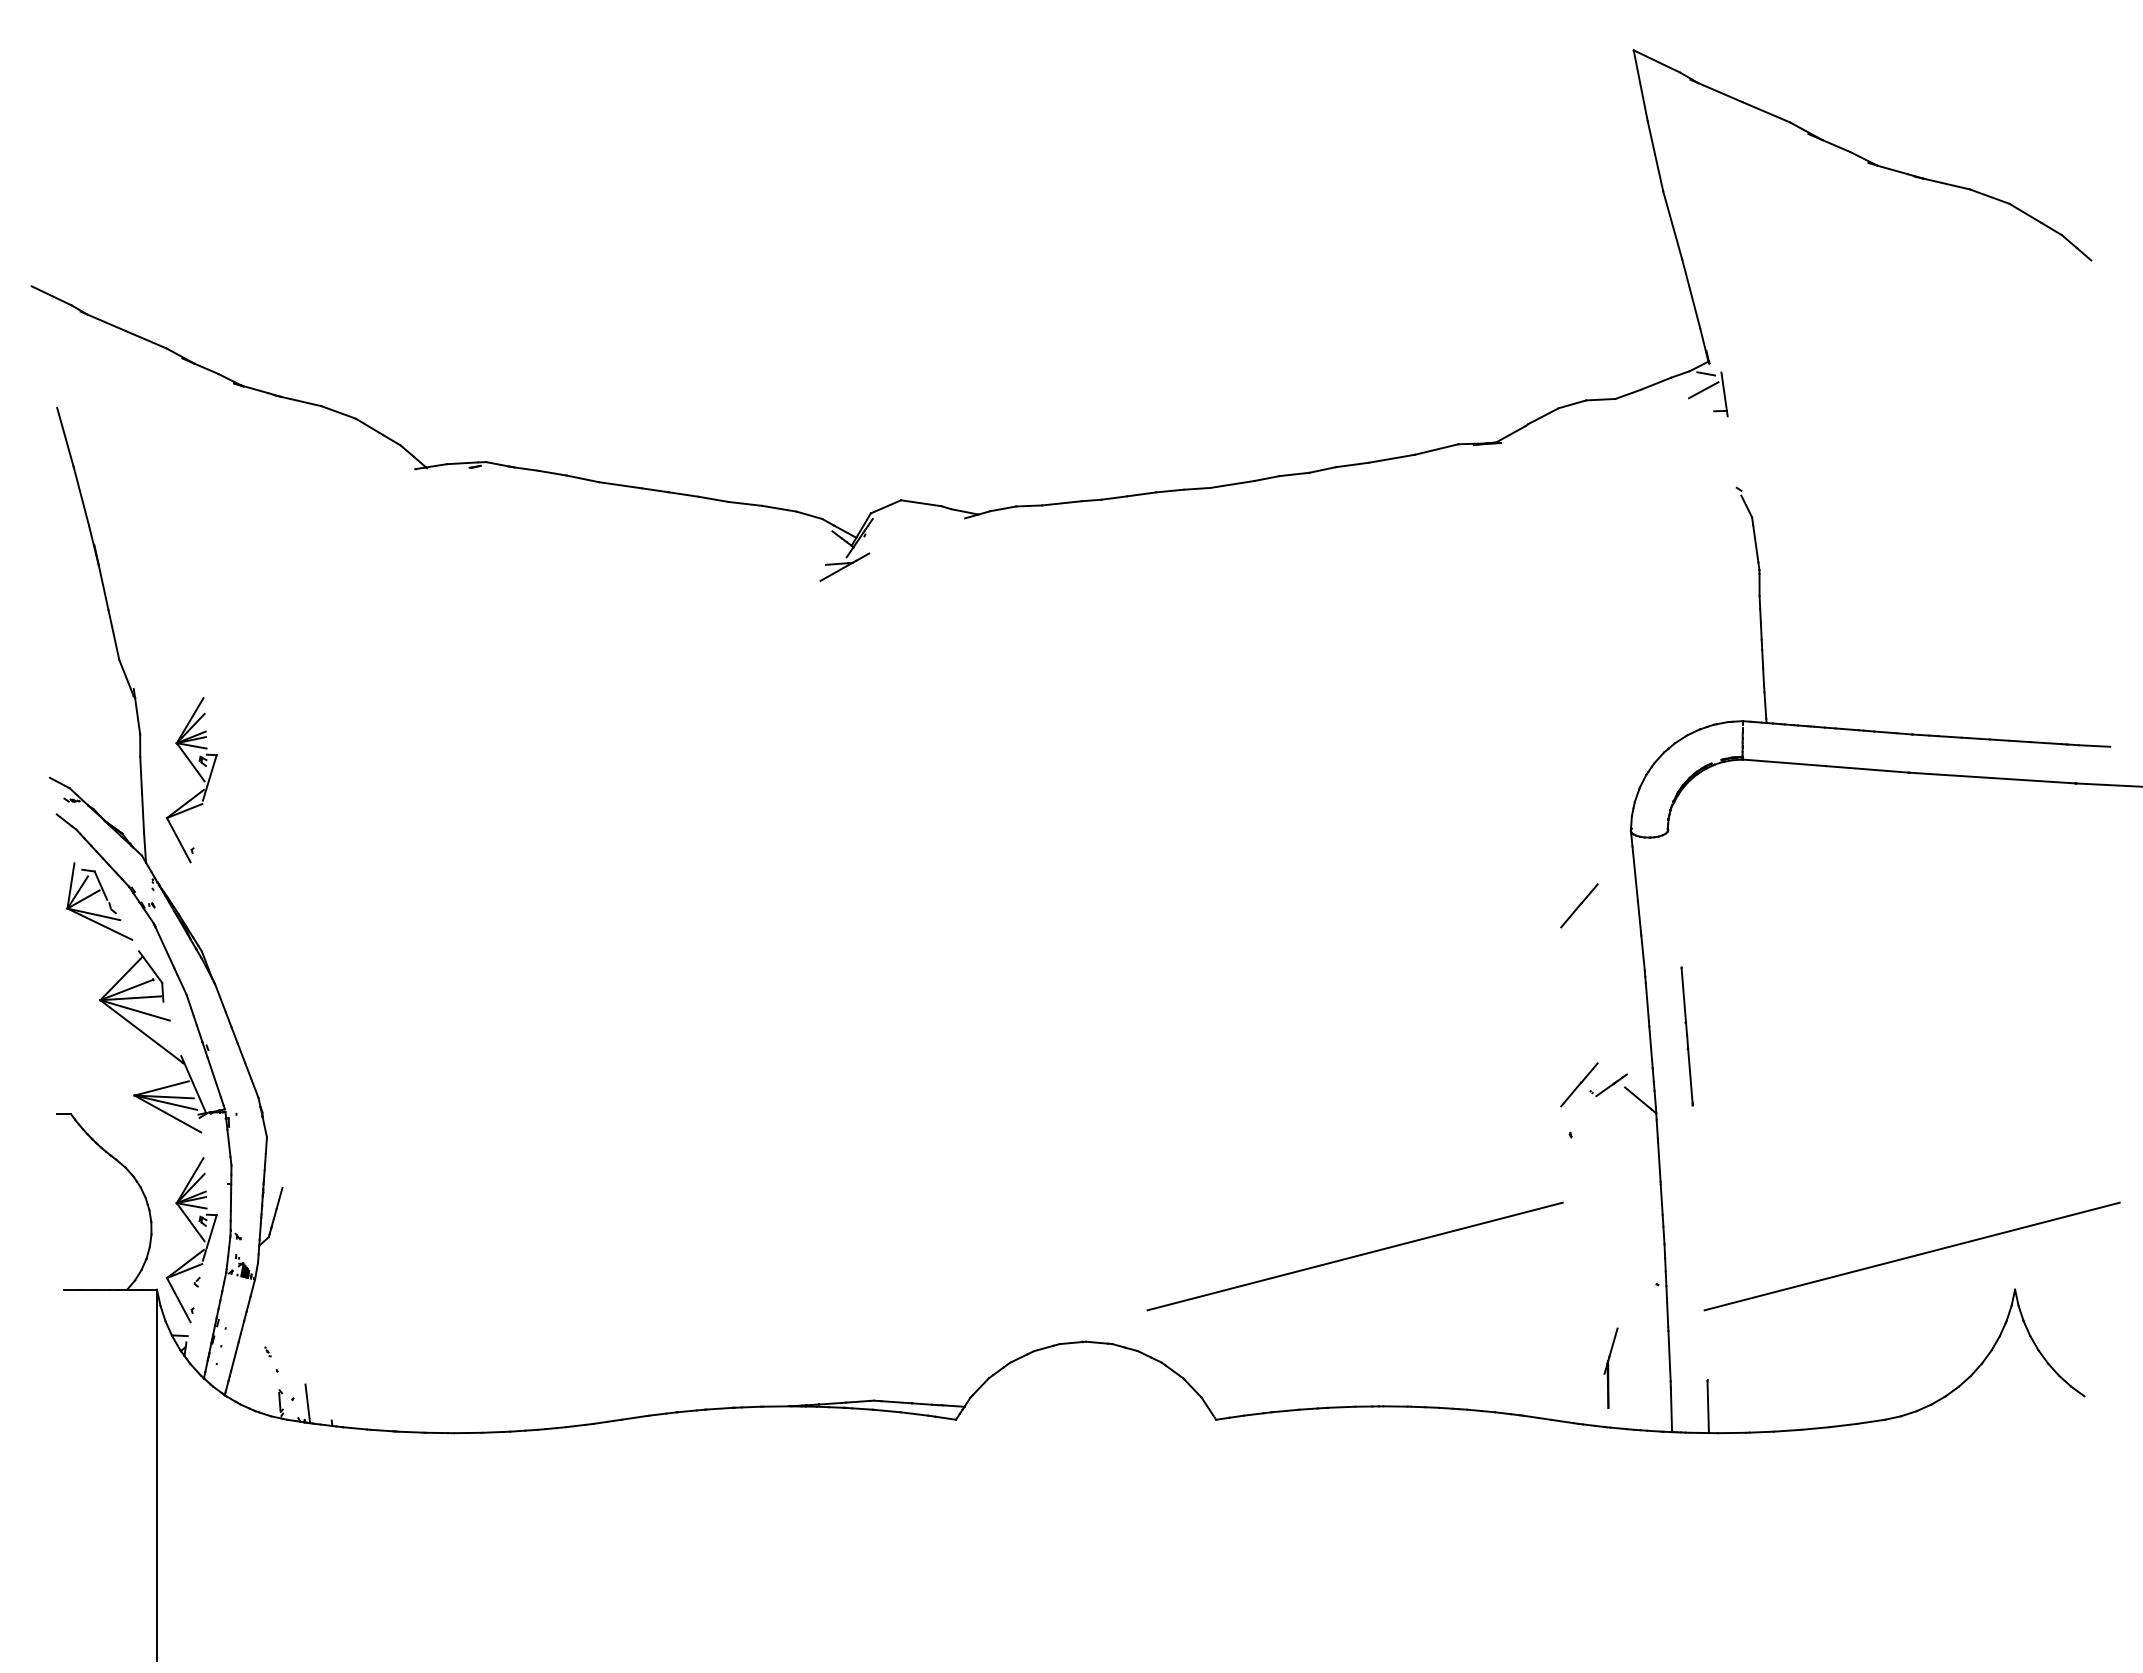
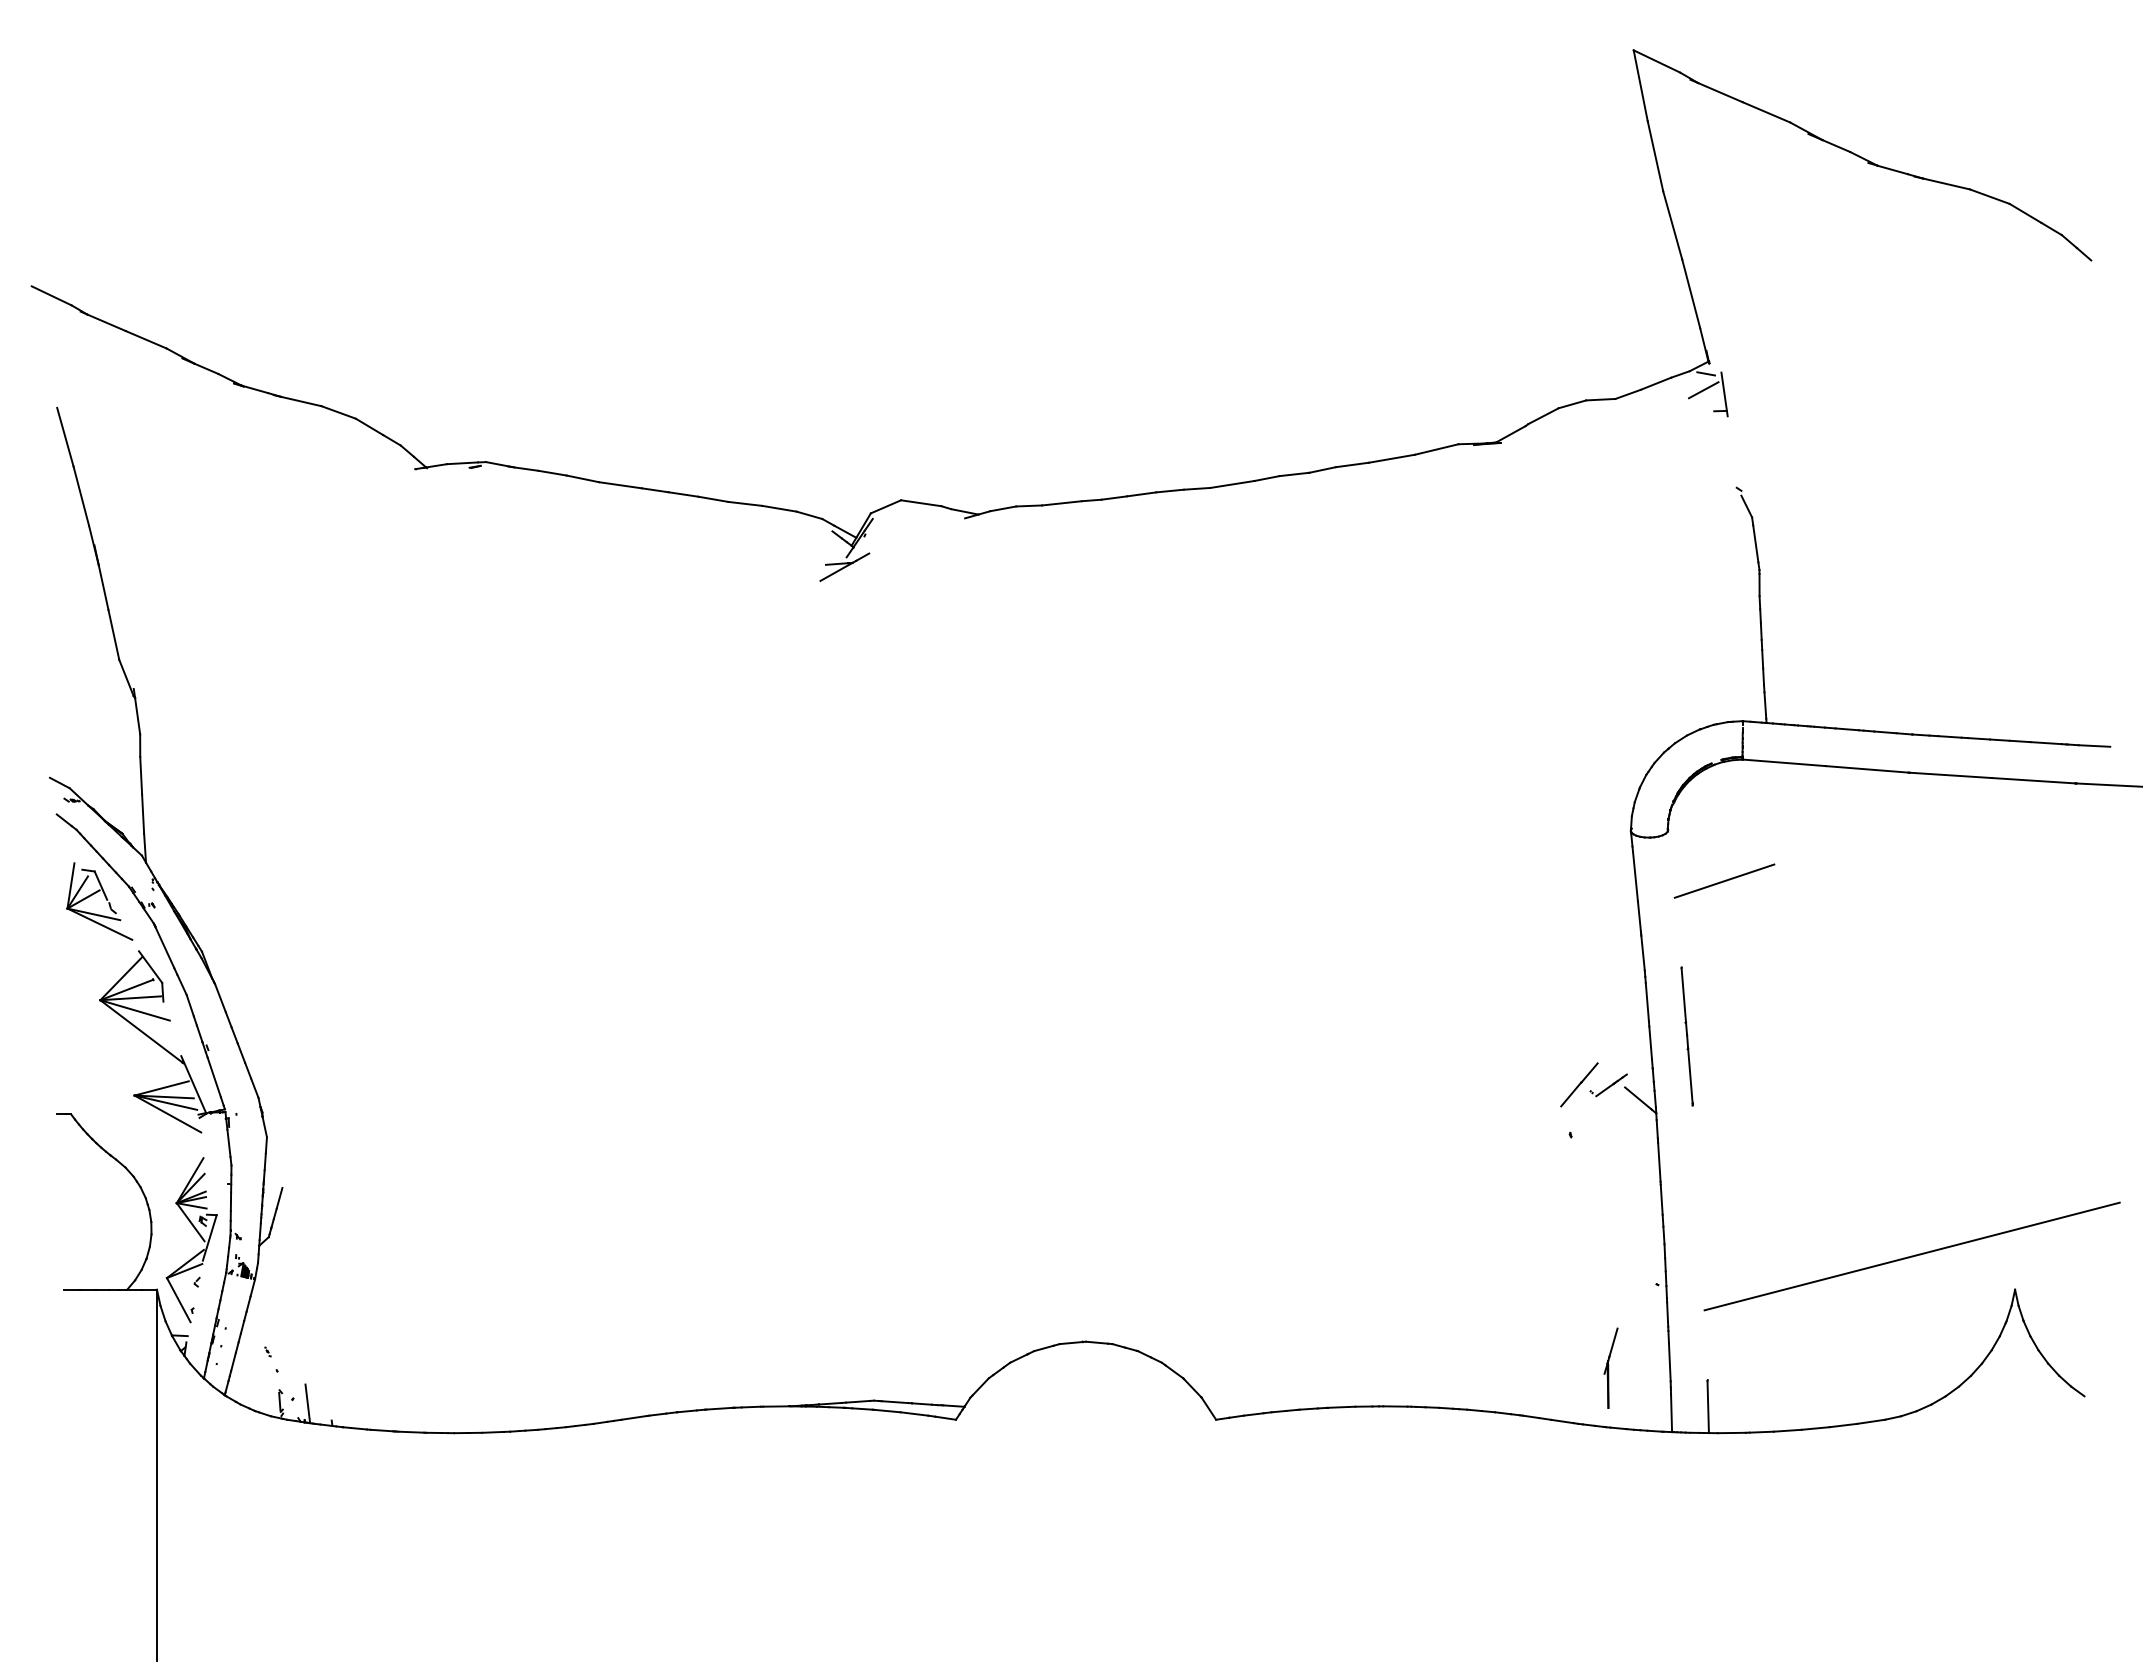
part: present -> none (199, 776)
line: none -> present (1724, 880)
line: present -> none (1579, 905)
line: present -> none (1354, 1256)
